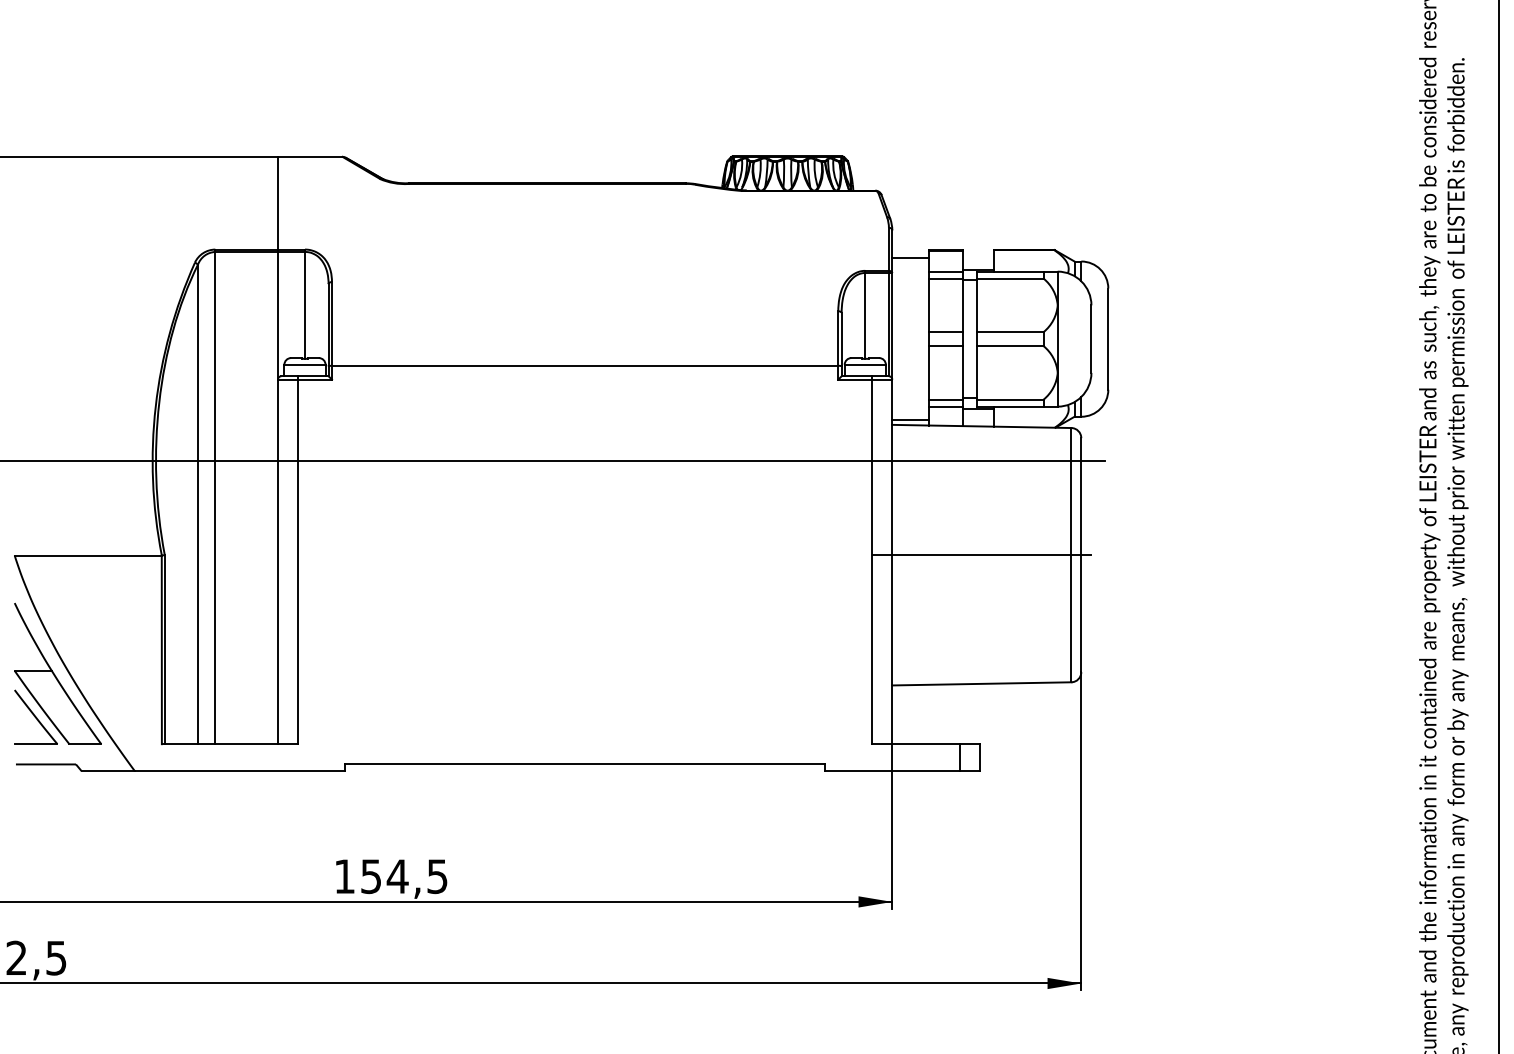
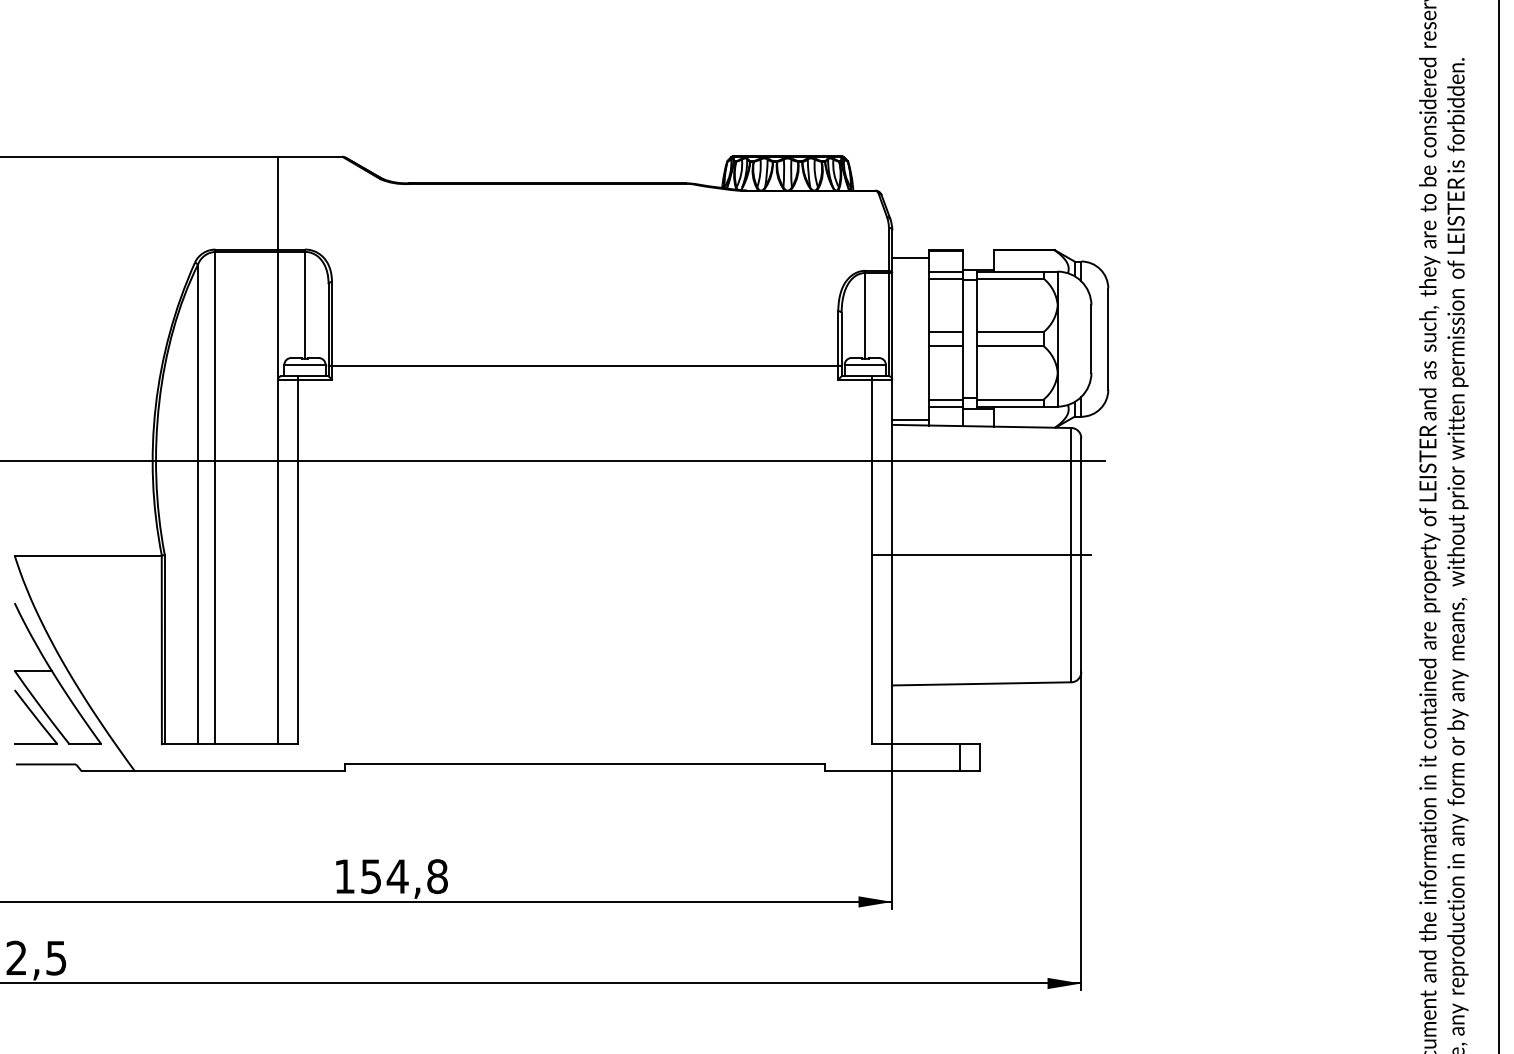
text: 154,5 -> 154,8 (437, 876)
